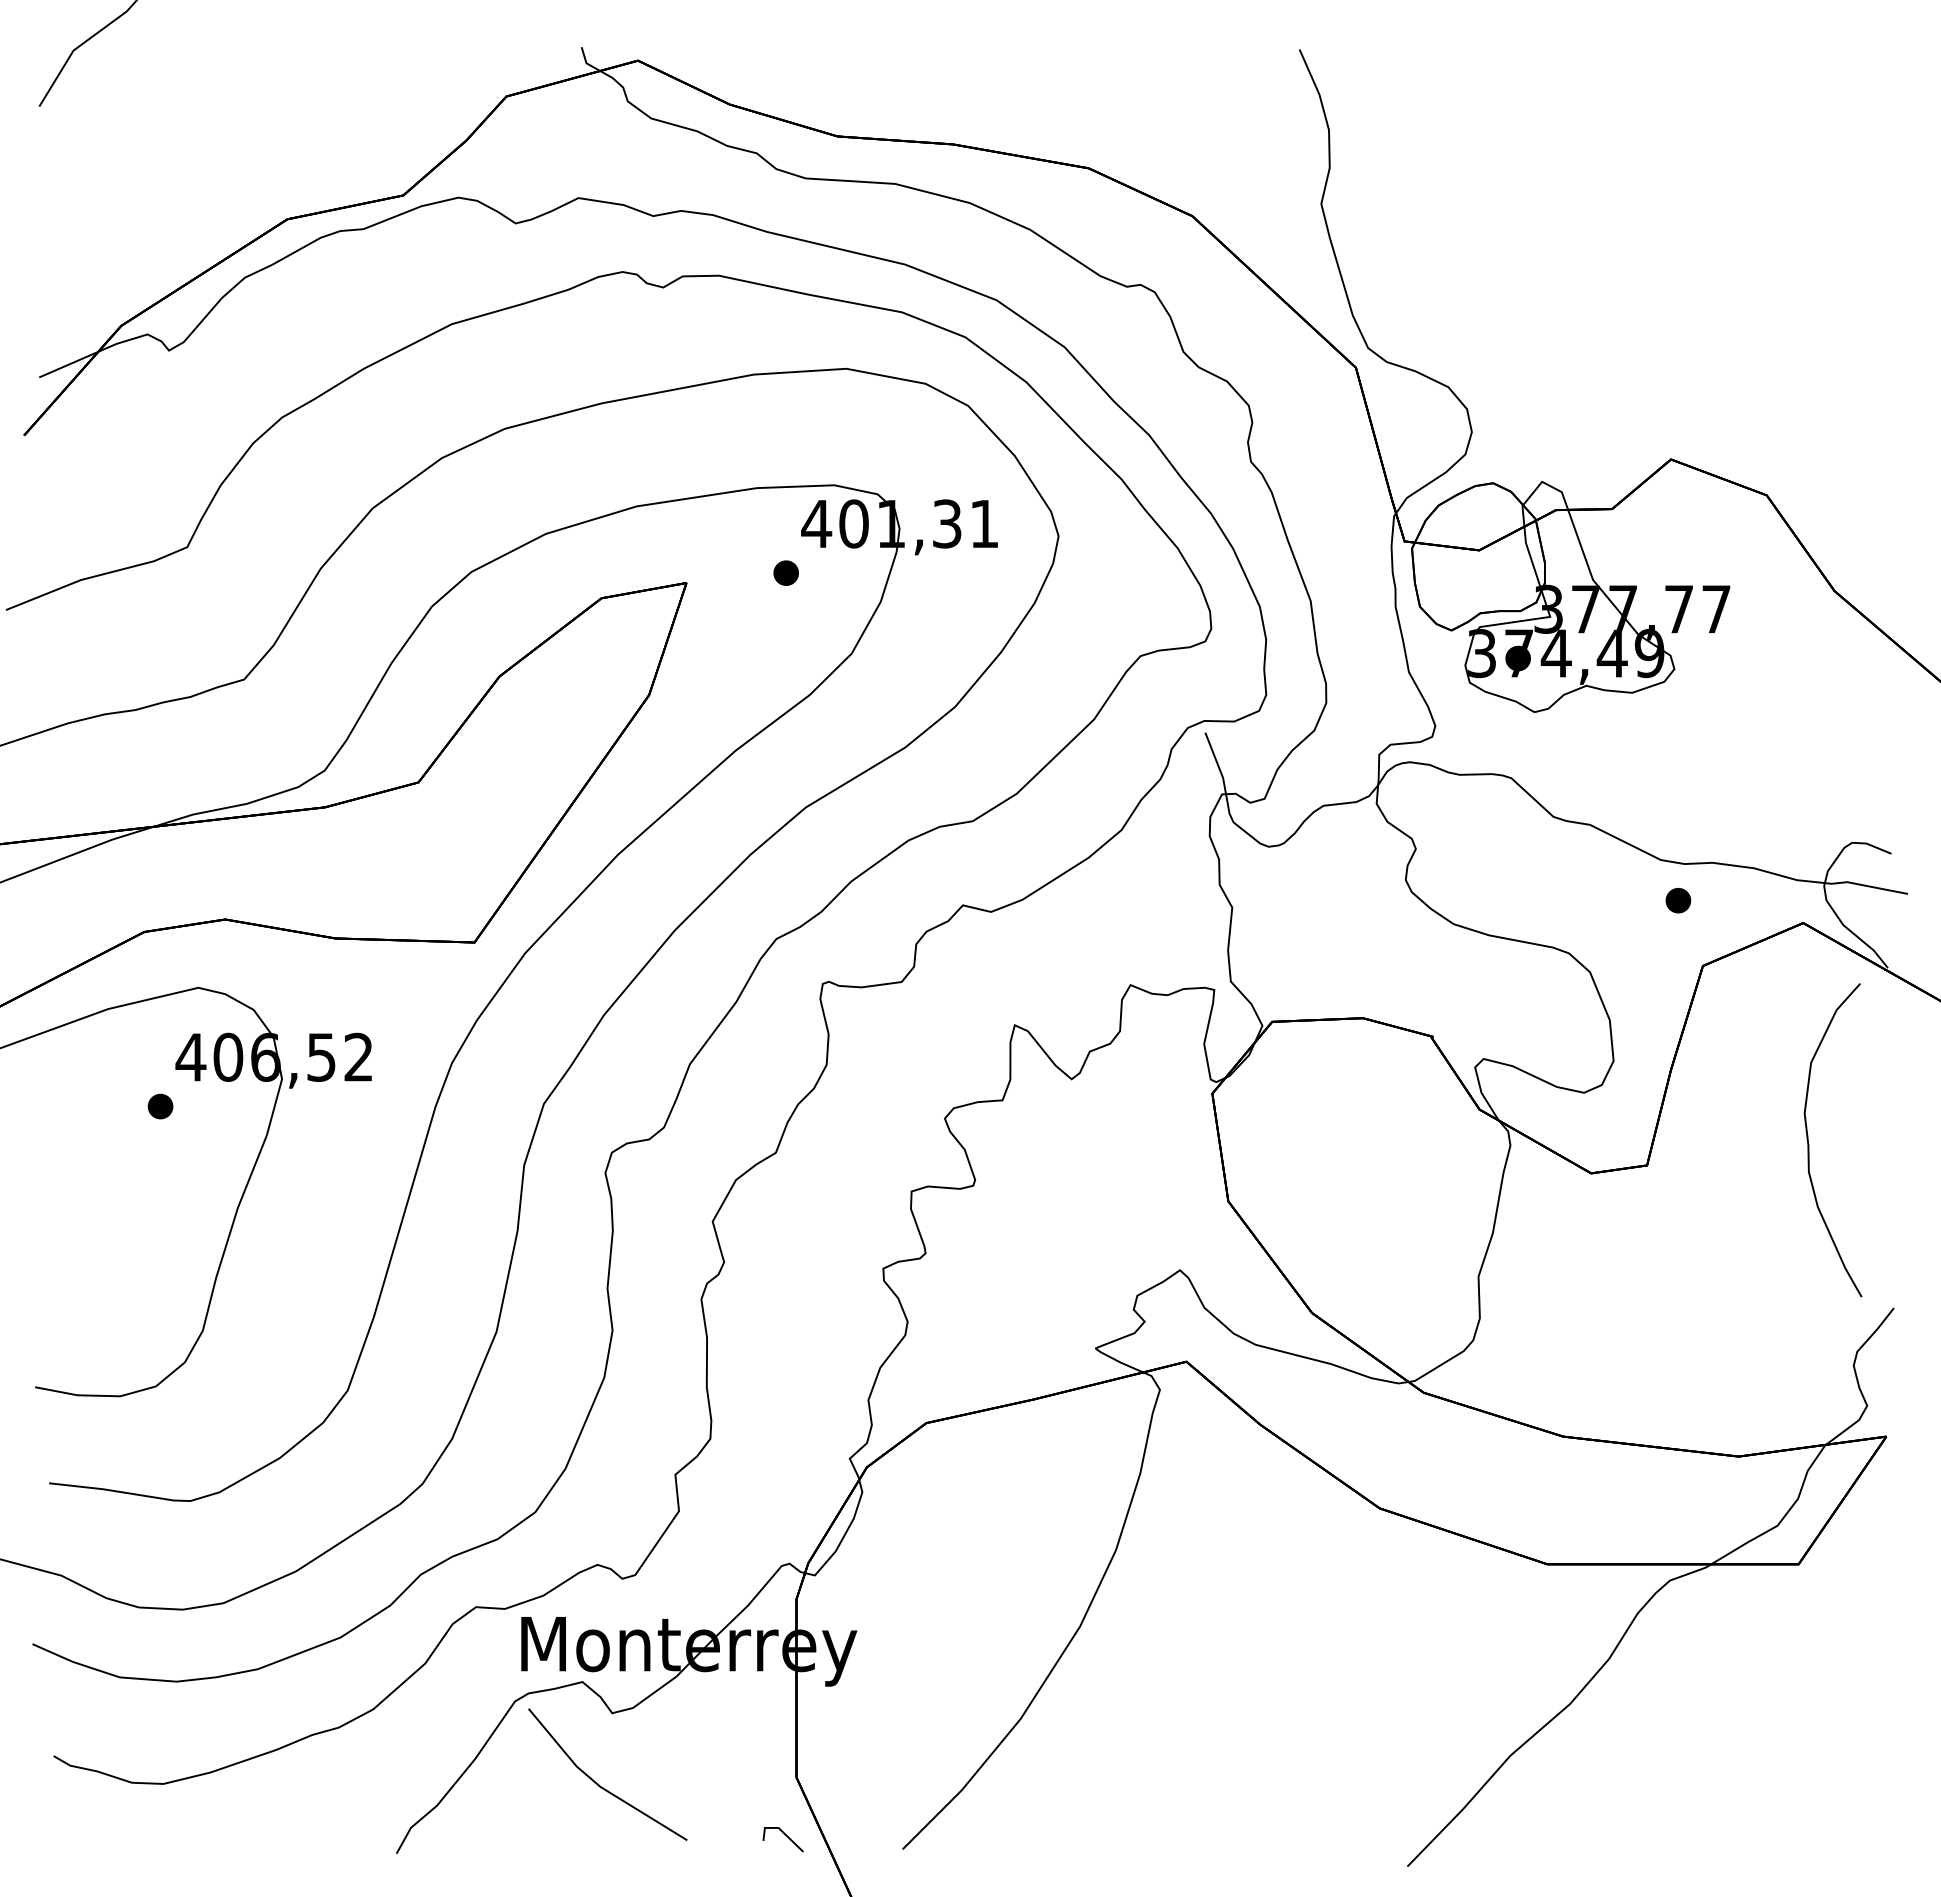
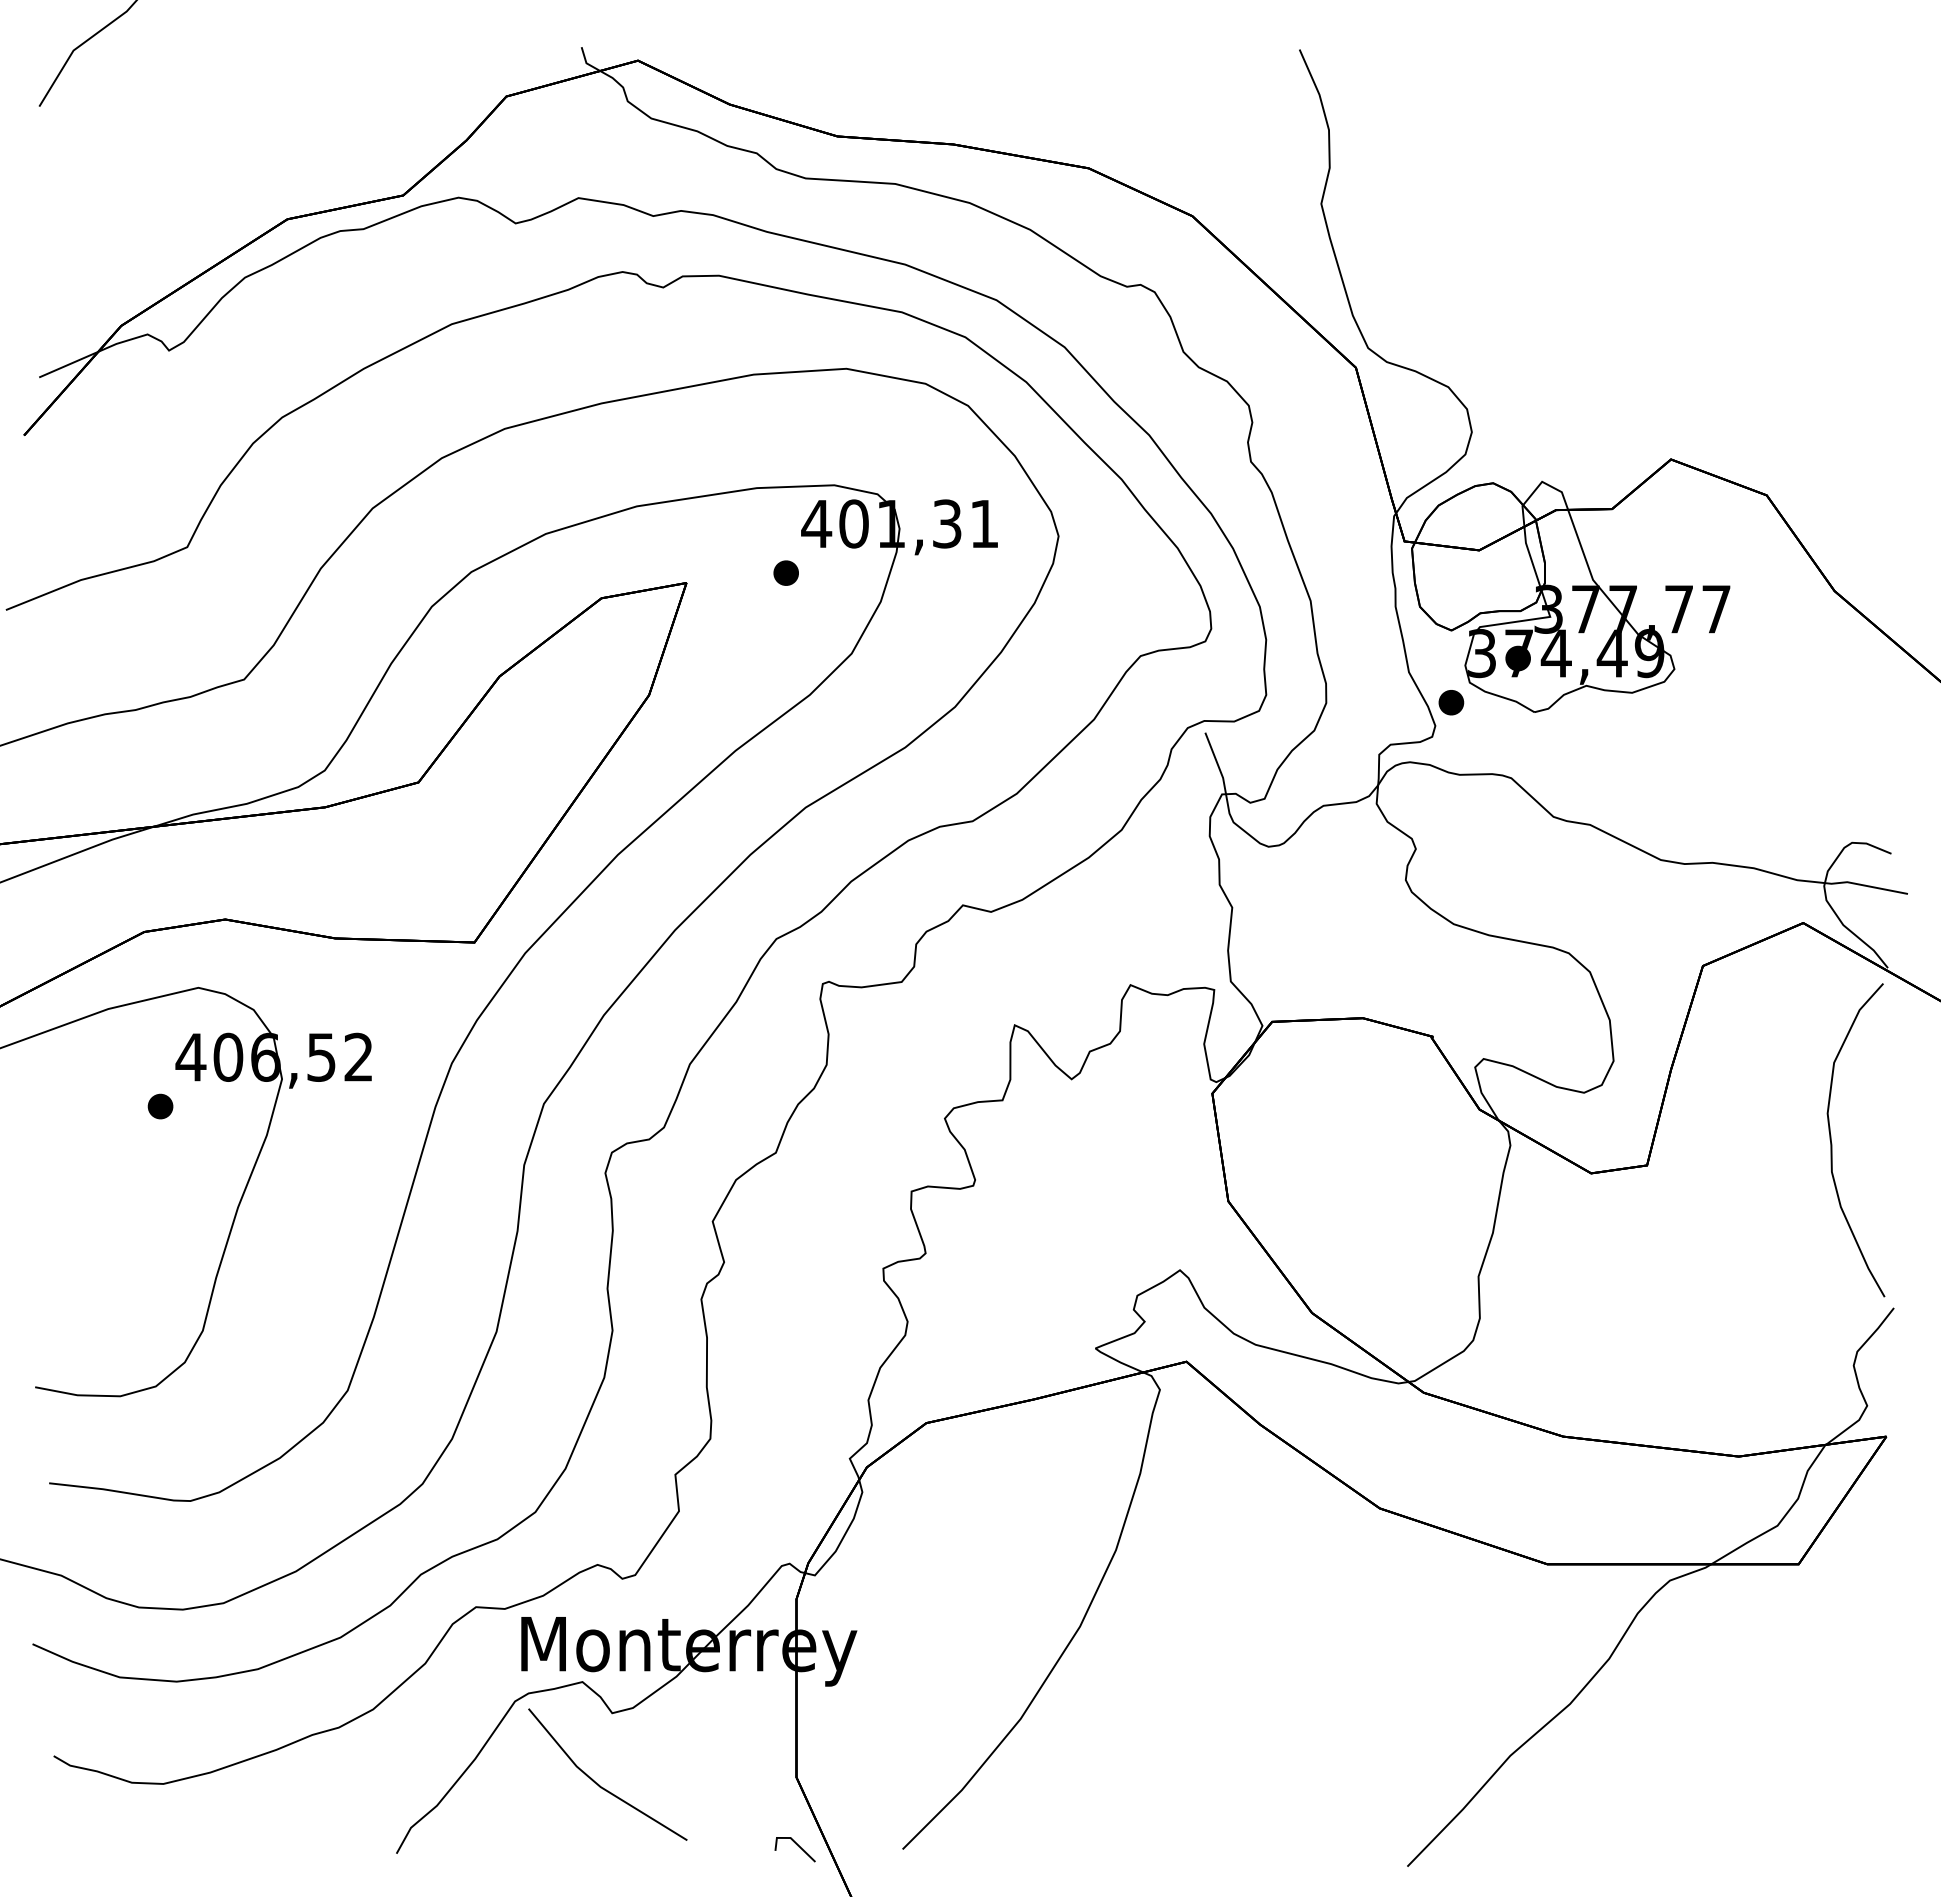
part position: (1678, 900) -> (1451, 702) (1451, 702)
curve position: (1809, 1143) -> (1832, 1143) (1832, 1143)
line position: (785, 1835) -> (797, 1845) (797, 1845)
